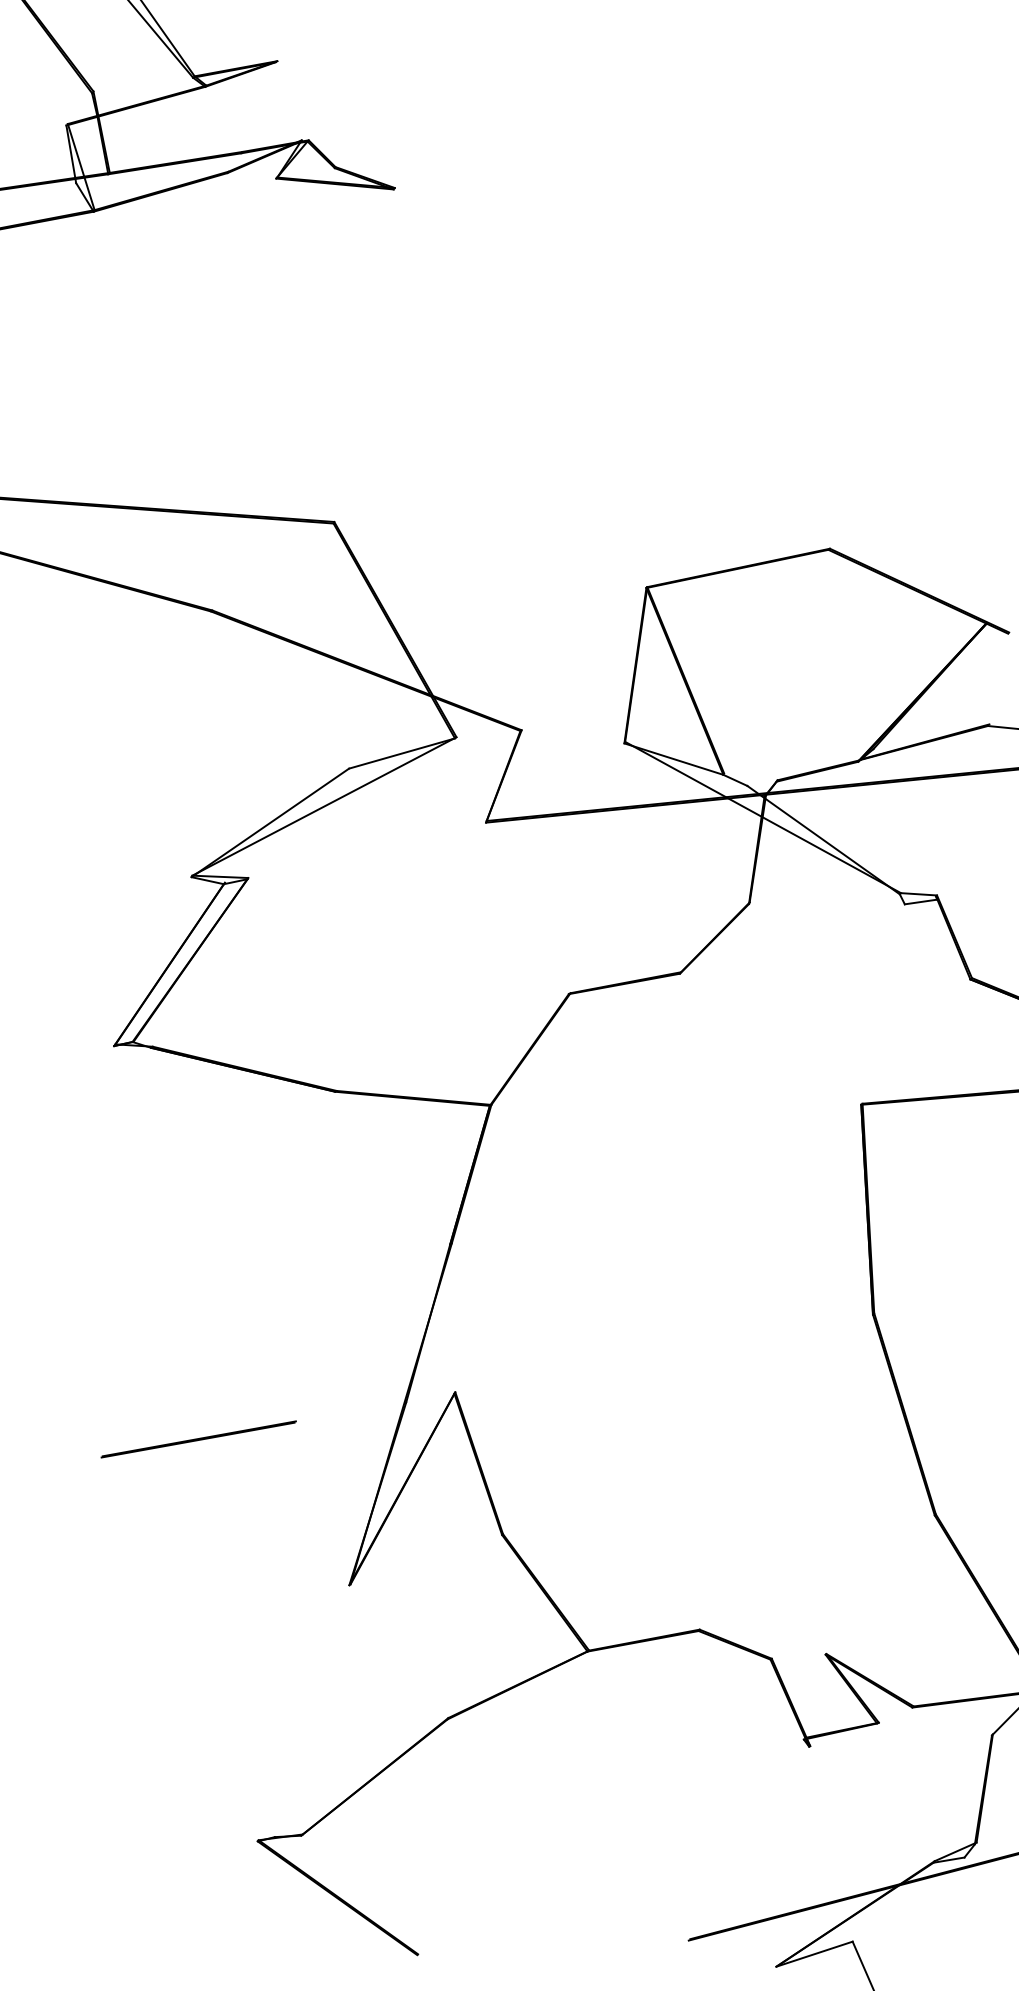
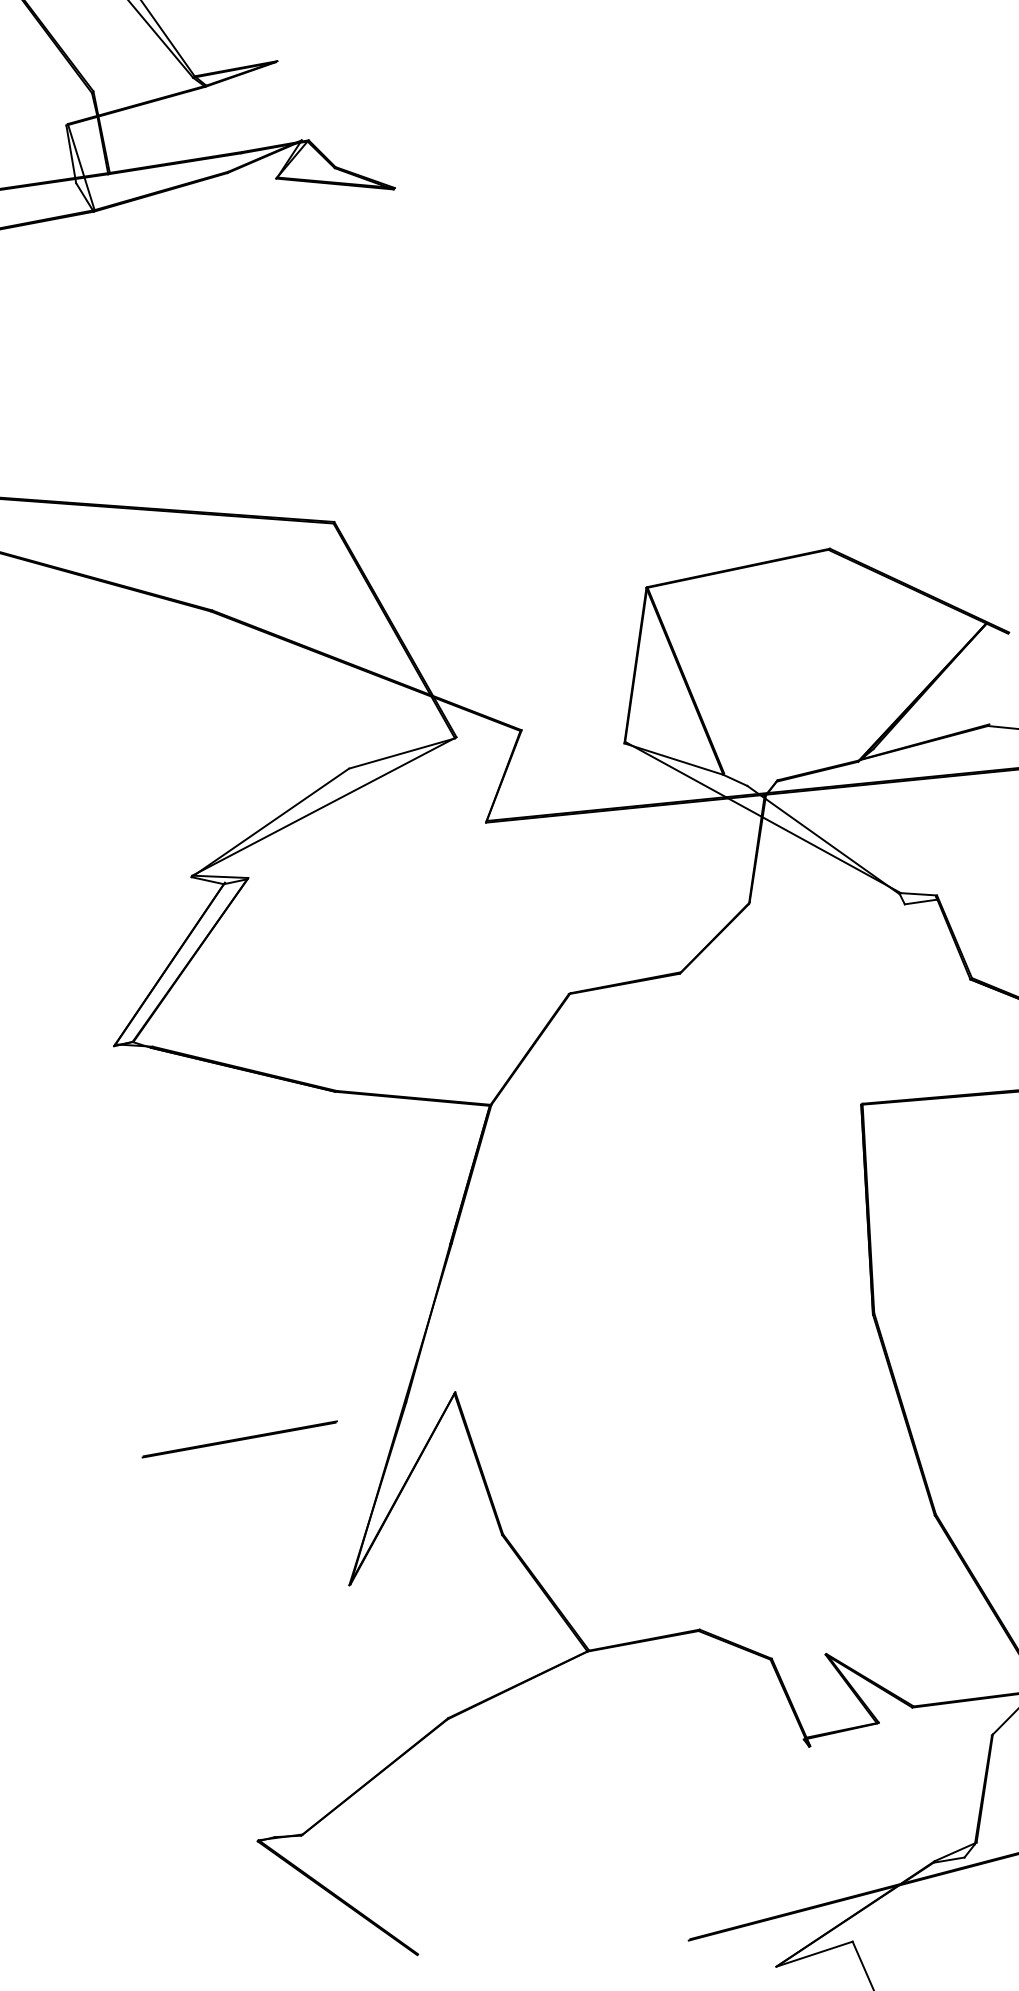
line position: (198, 1439) -> (239, 1439) (239, 1439)
